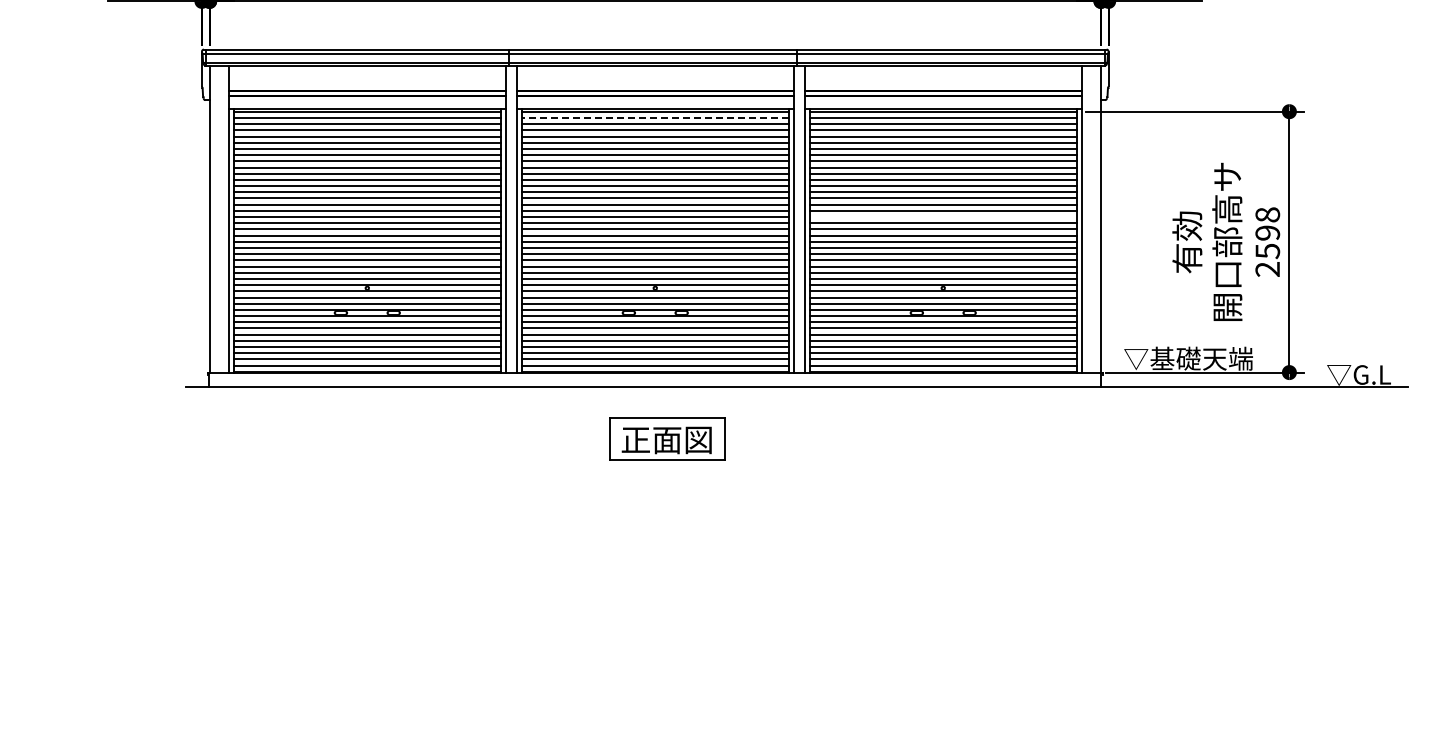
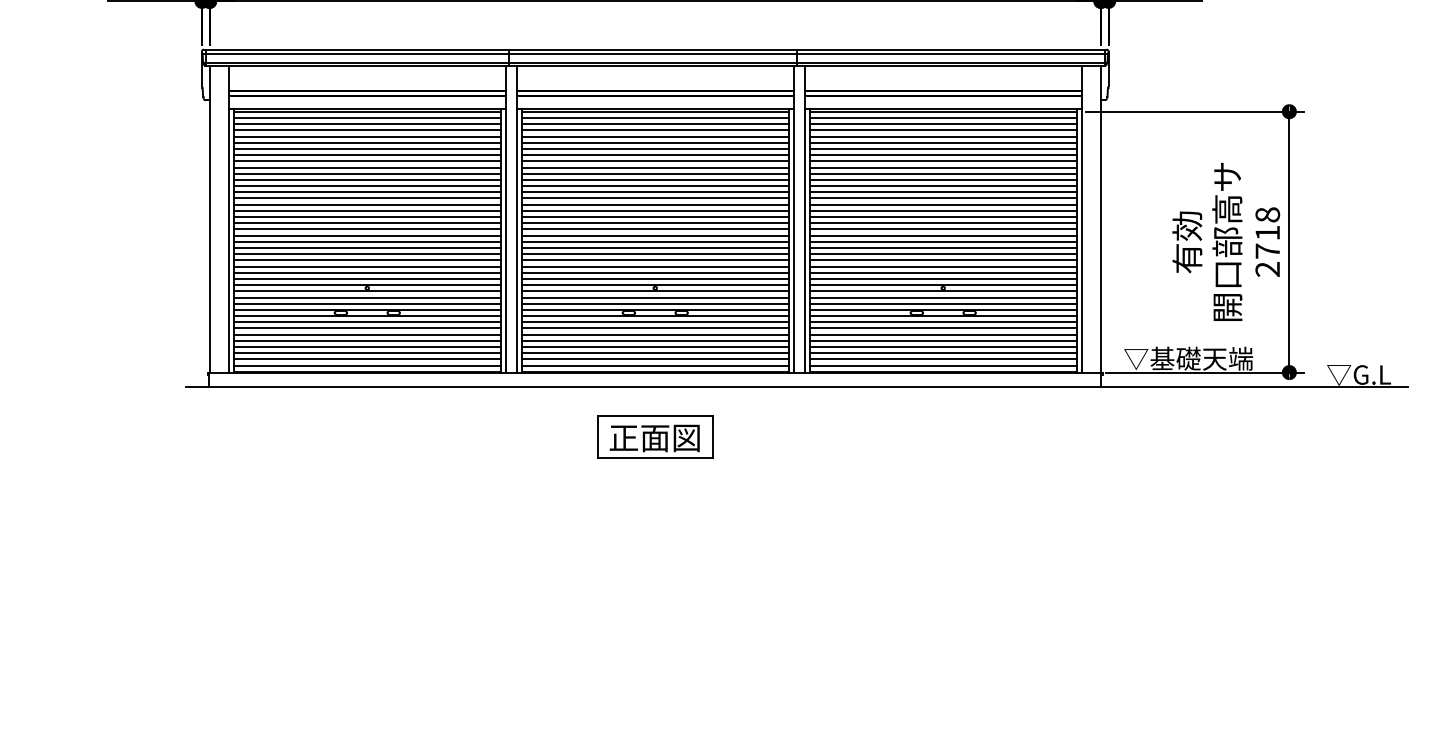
line: dashed -> solid (654, 117)
line: none -> present (942, 217)
text: 2598 -> 2718 (1267, 242)
part position: (667, 438) -> (655, 436) (655, 436)
